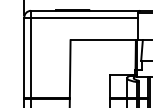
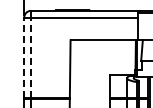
line: solid -> dashed (24, 57)
line: solid -> dashed (31, 57)
